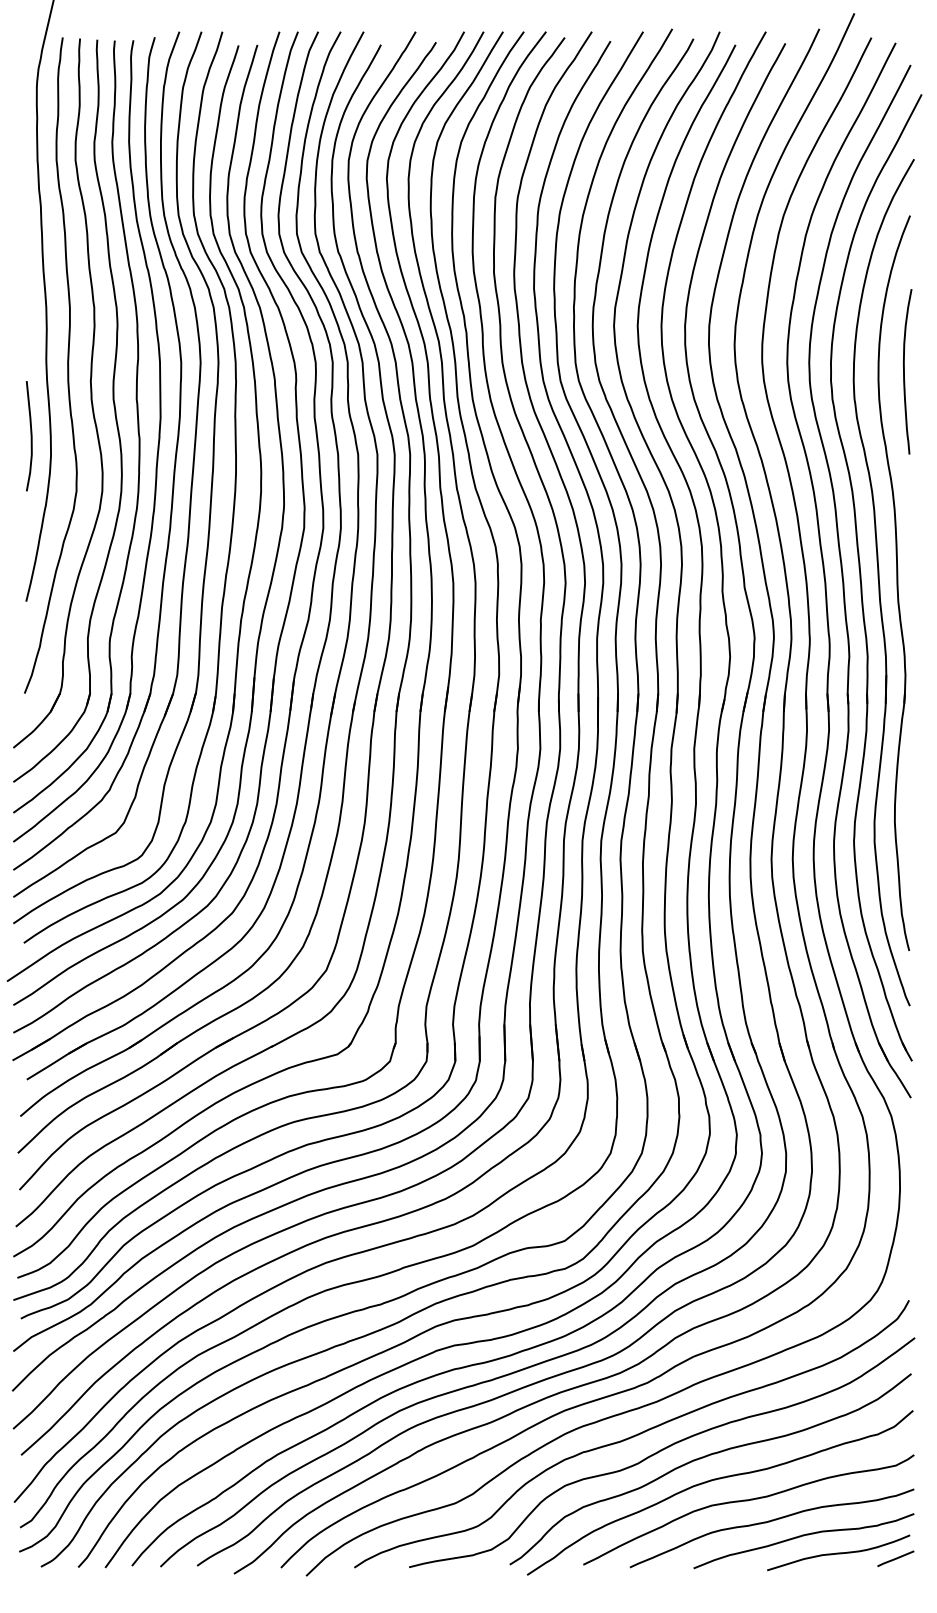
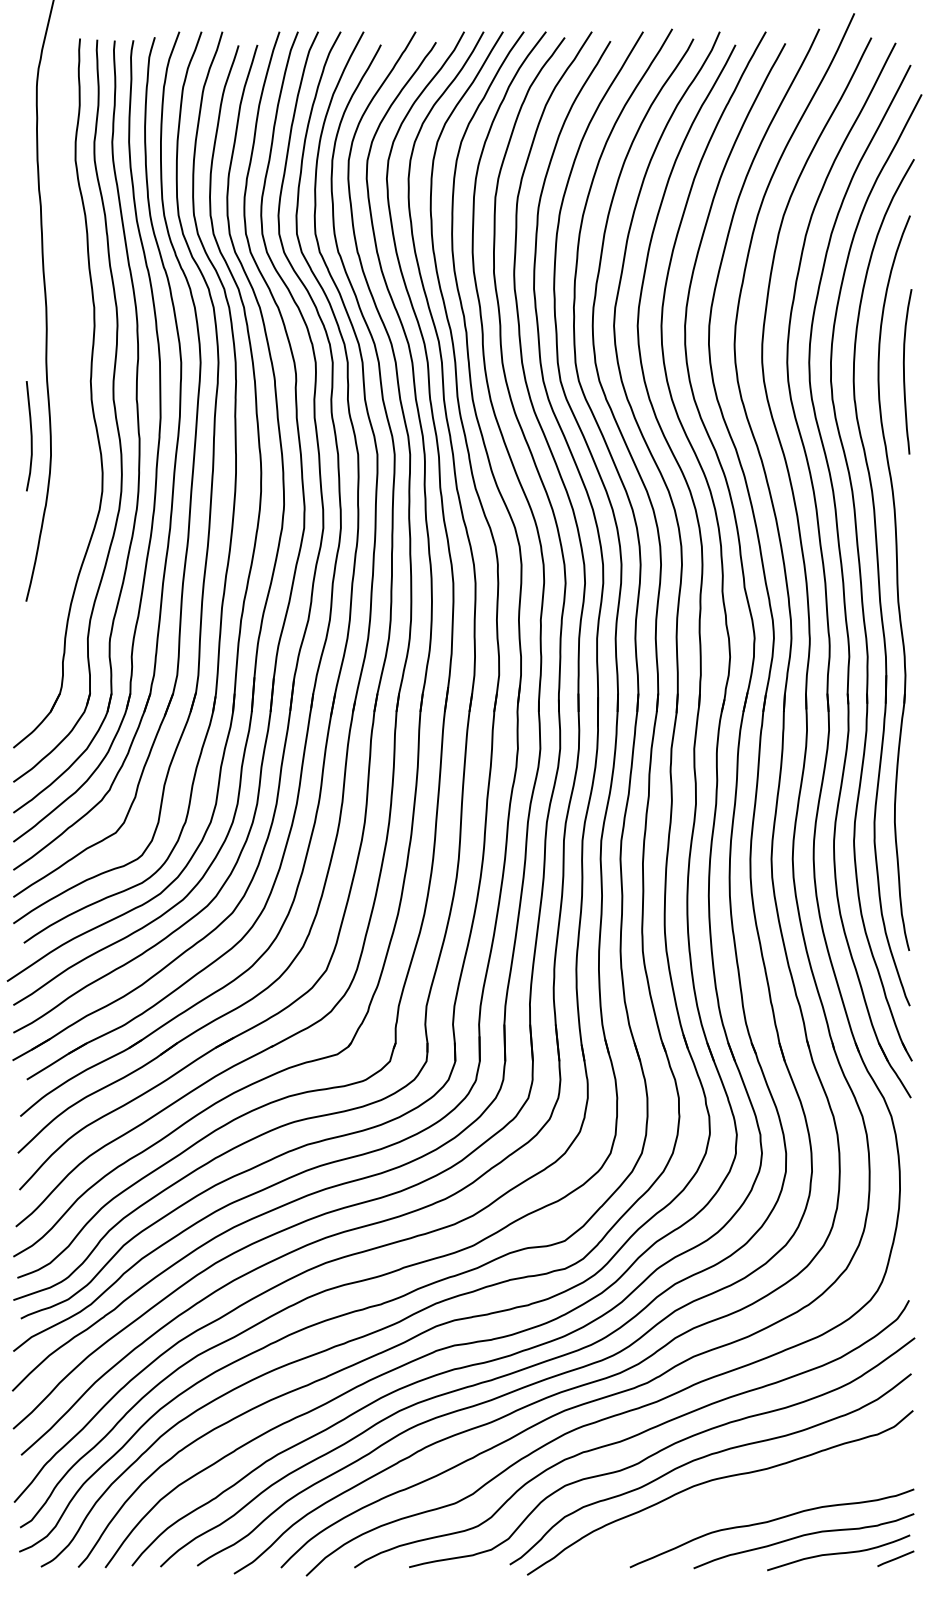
curve: present -> none (67, 365)
curve: present -> none (748, 1501)
